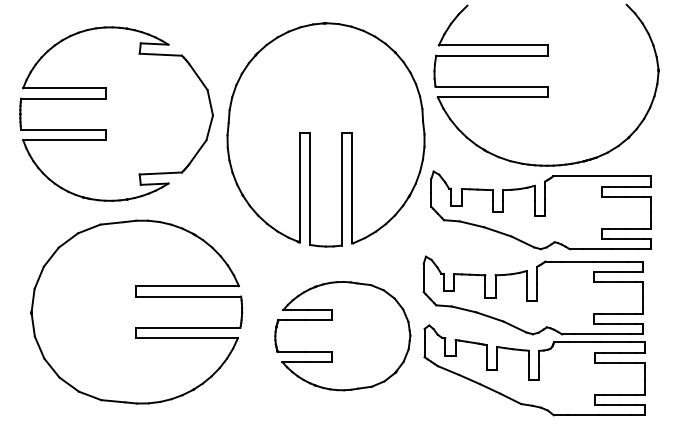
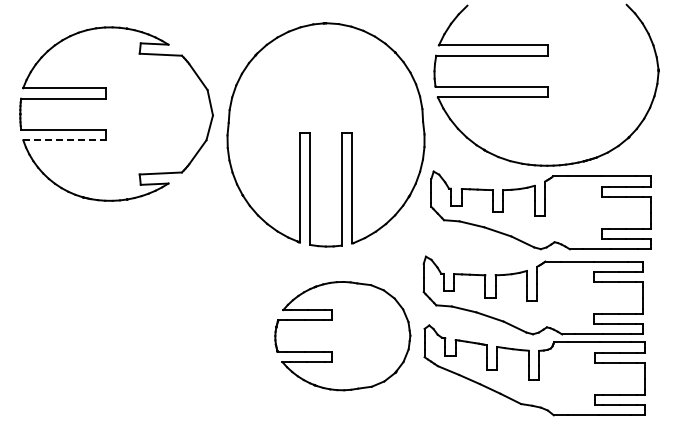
line: solid -> dashed (64, 140)
part: present -> none (136, 311)
